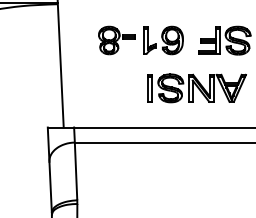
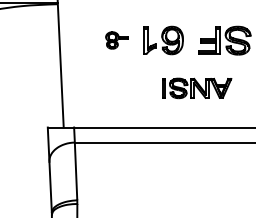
part size: 38x31 px -> 24x19 px (116, 40)
part size: 100x31 px -> 71x23 px (197, 88)
